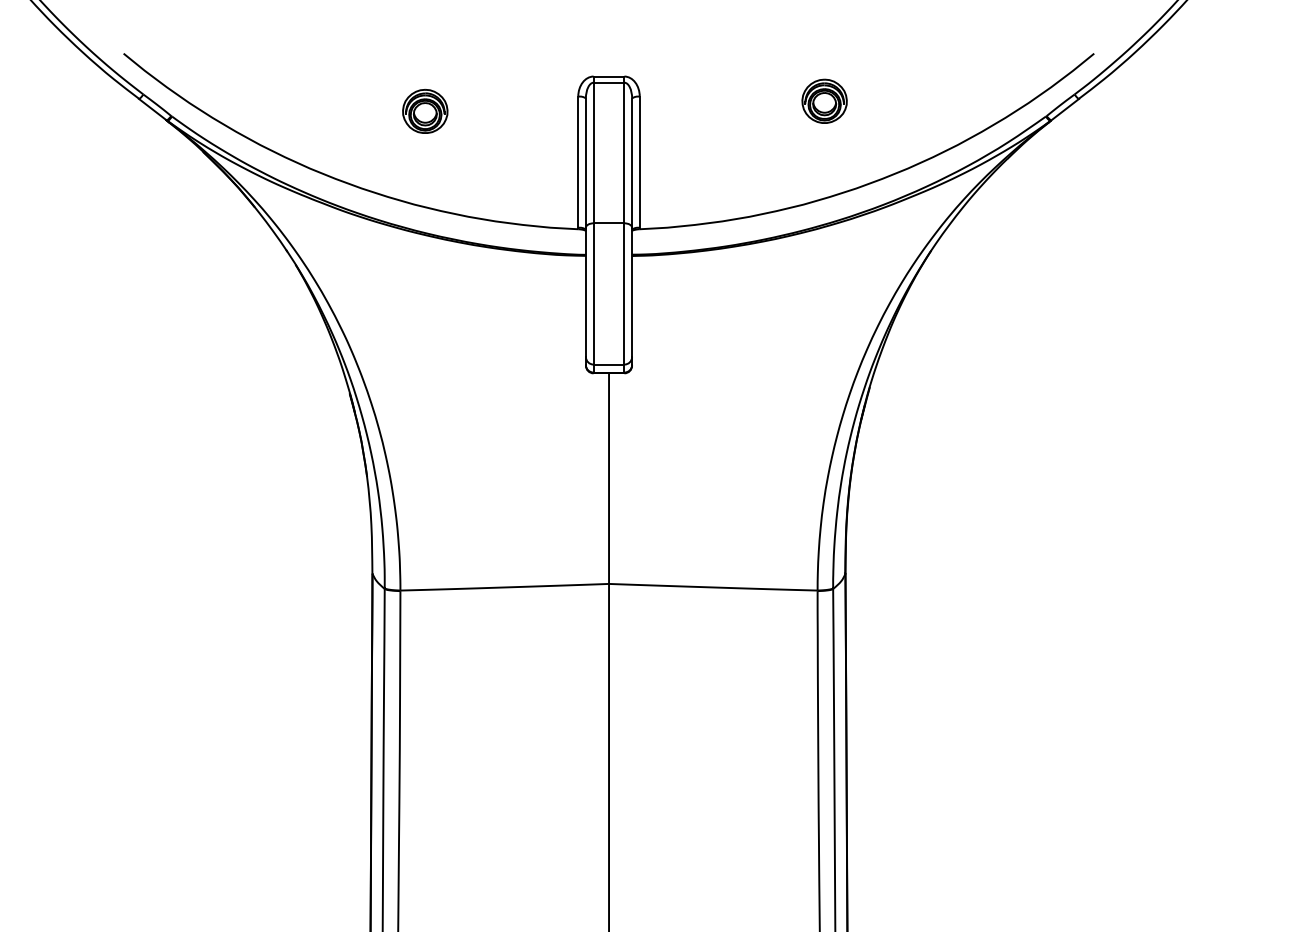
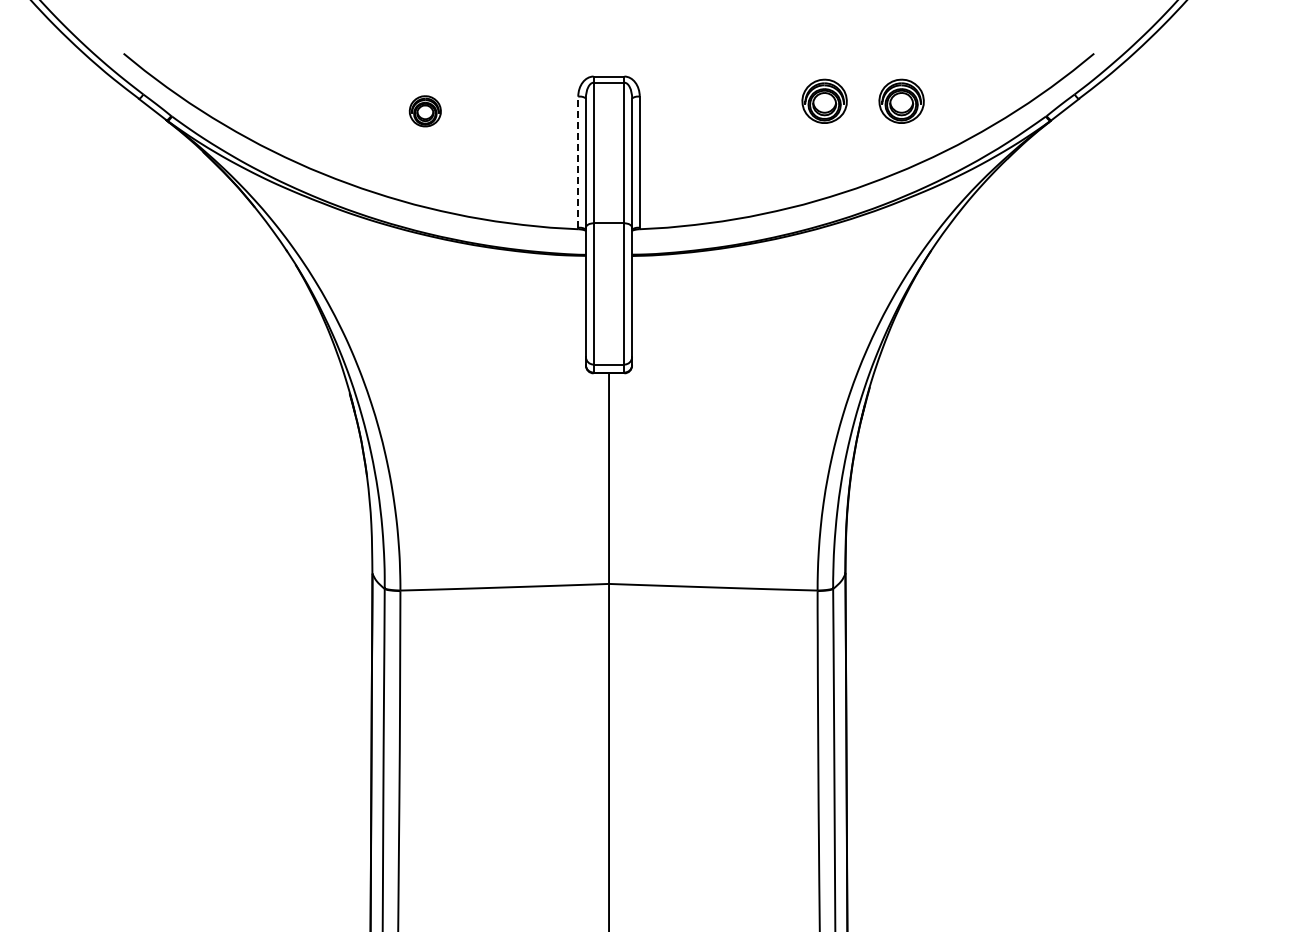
part: none -> present (901, 100)
part size: 47x46 px -> 34x33 px (424, 111)
line: solid -> dashed (578, 162)
